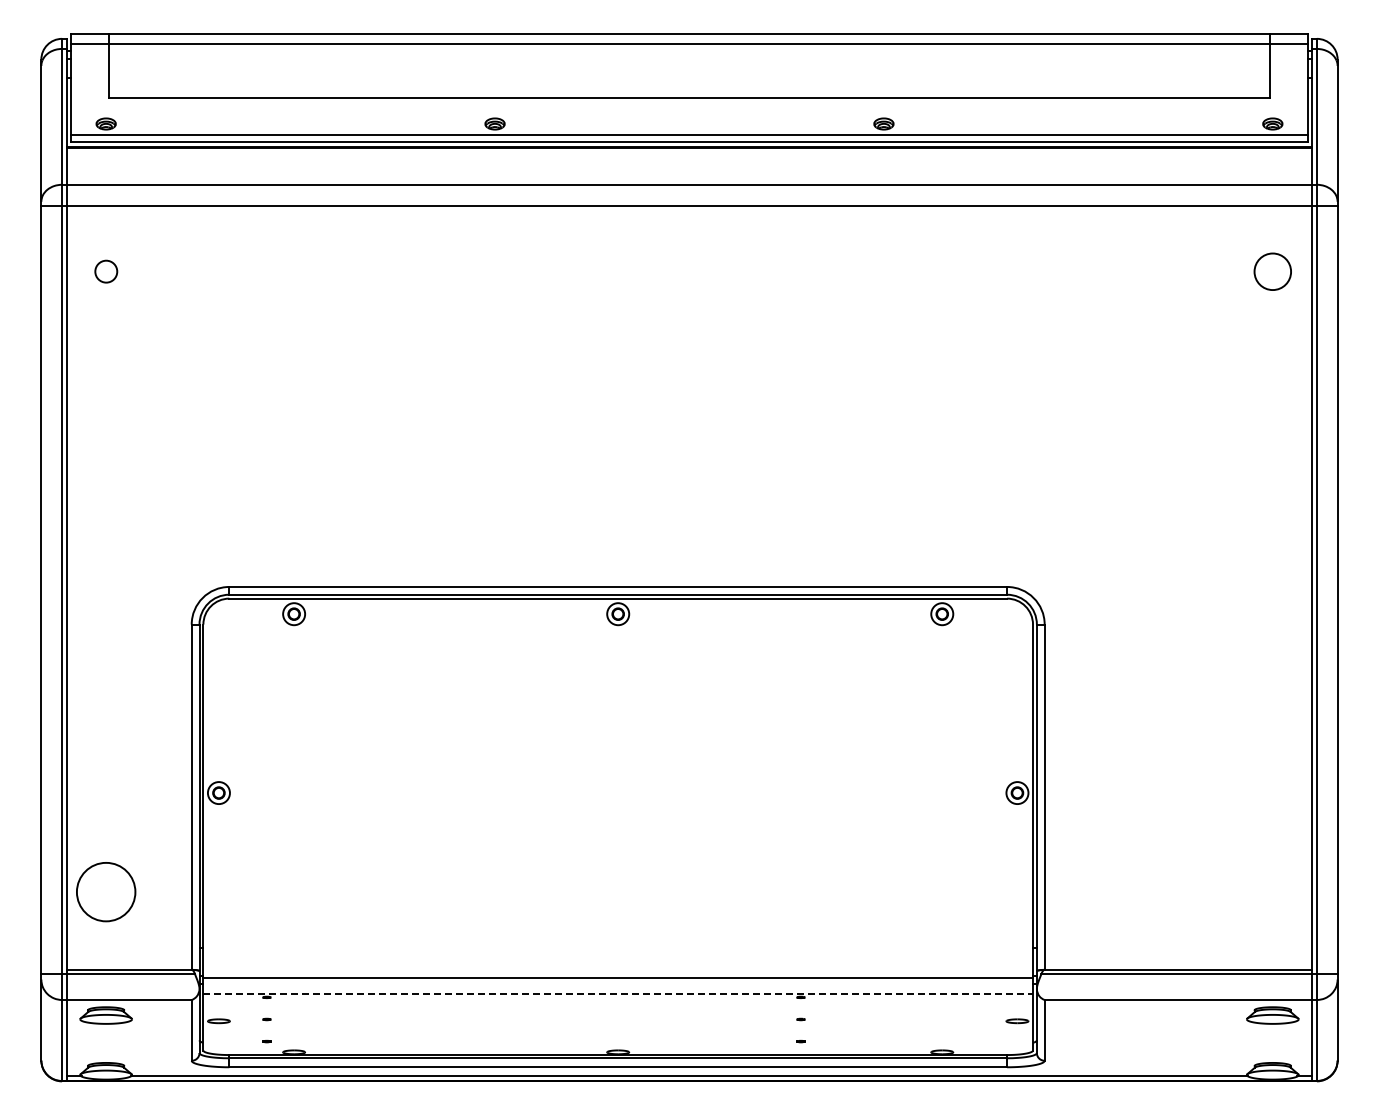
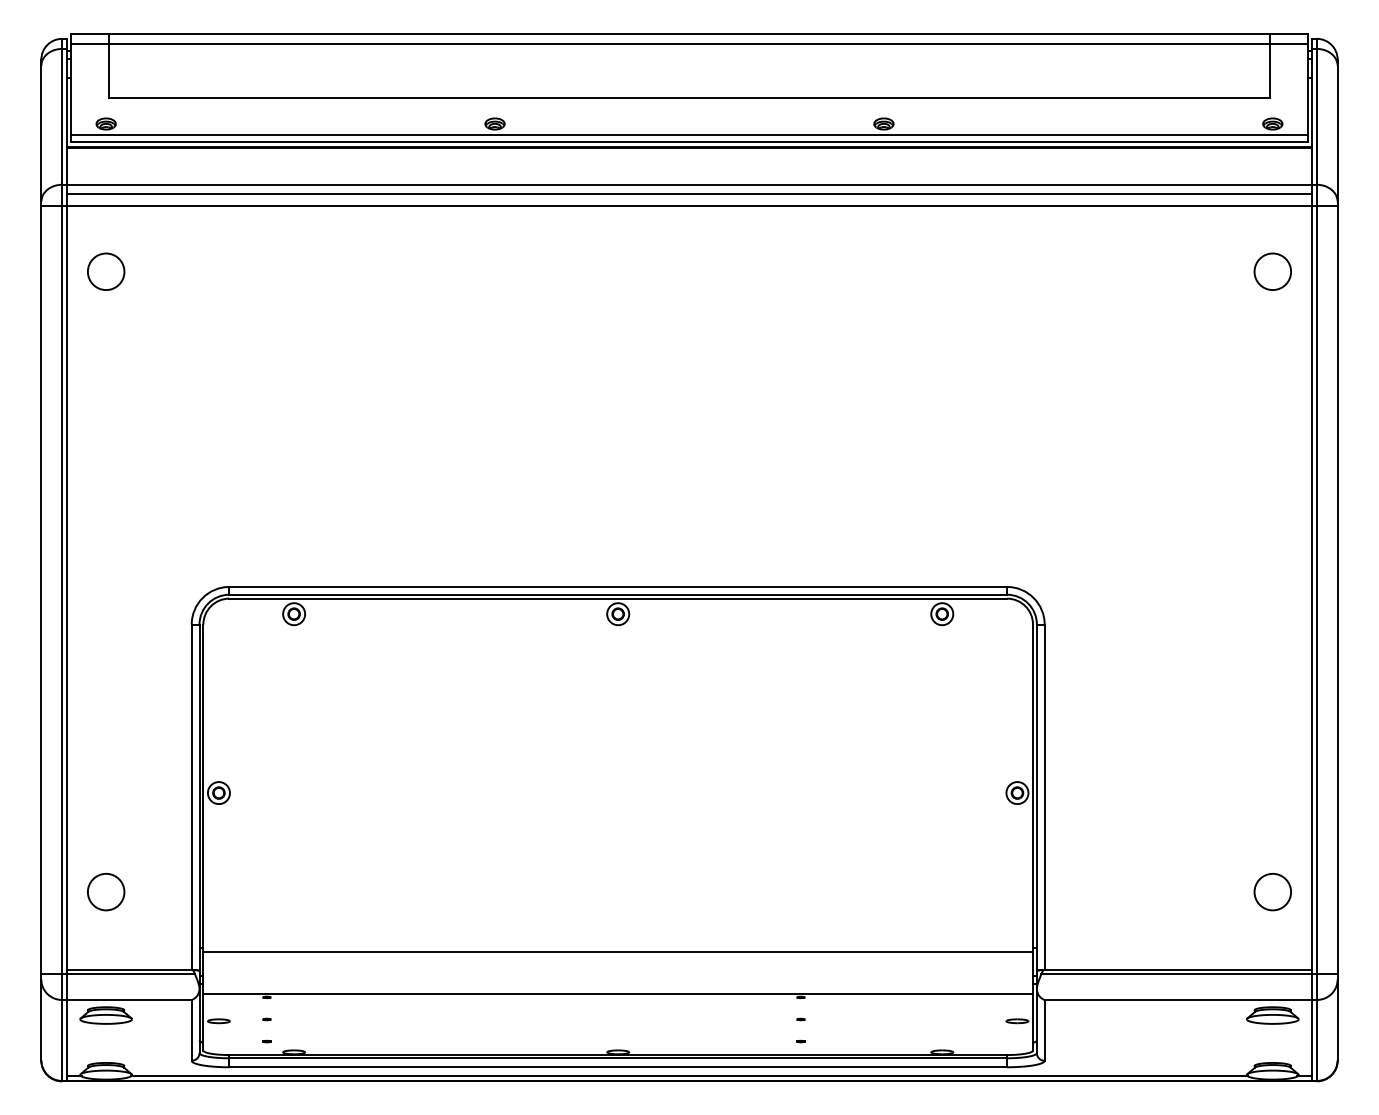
line: none -> present (689, 194)
circle size: 25x25 px -> 39x39 px (106, 271)
circle diameter: 58 px -> 37 px (105, 891)
circle: none -> present (1272, 892)
line position: (618, 977) -> (618, 951) (618, 951)
line: dashed -> solid (618, 993)
